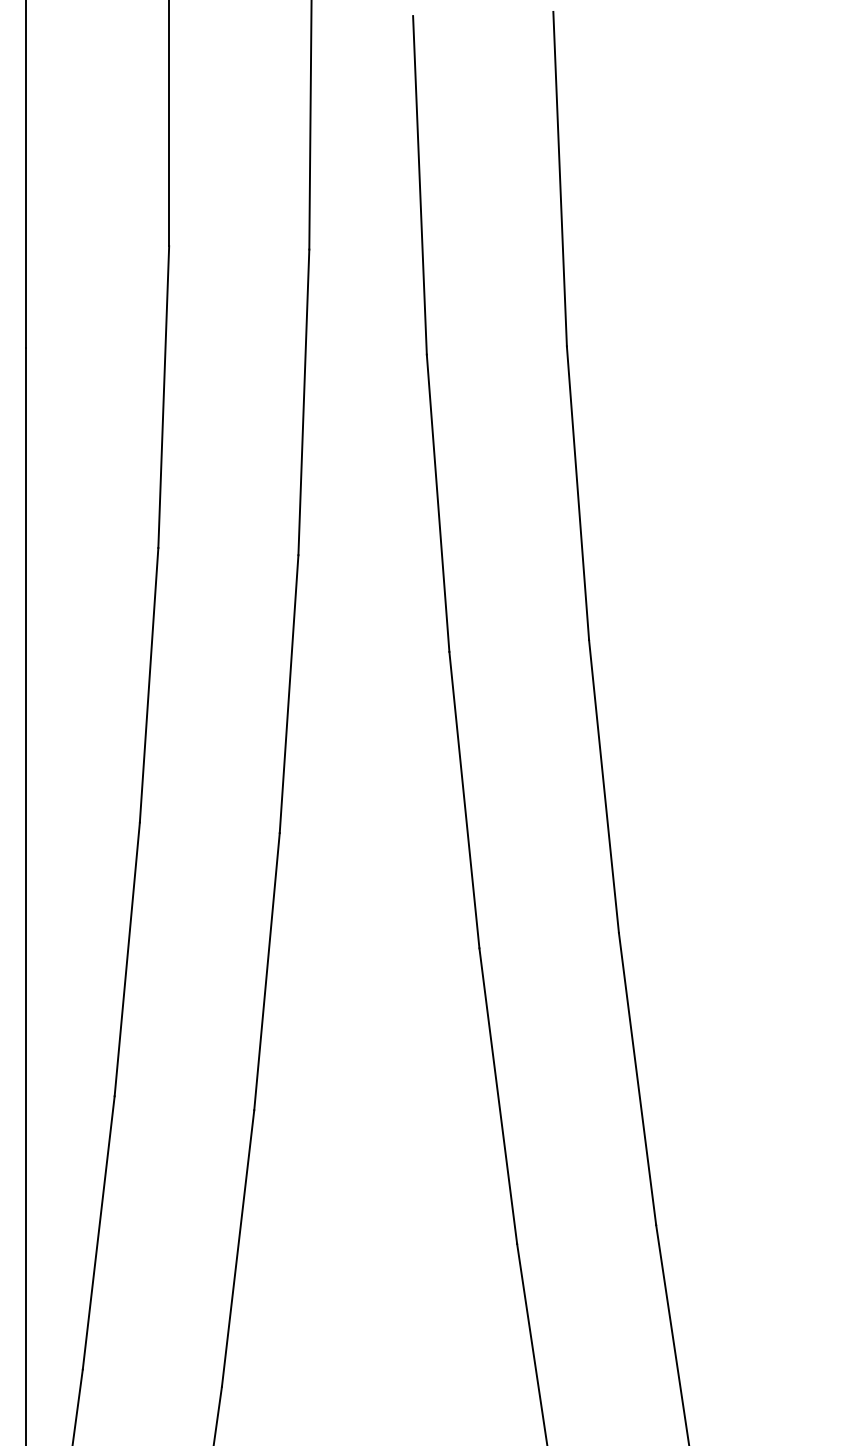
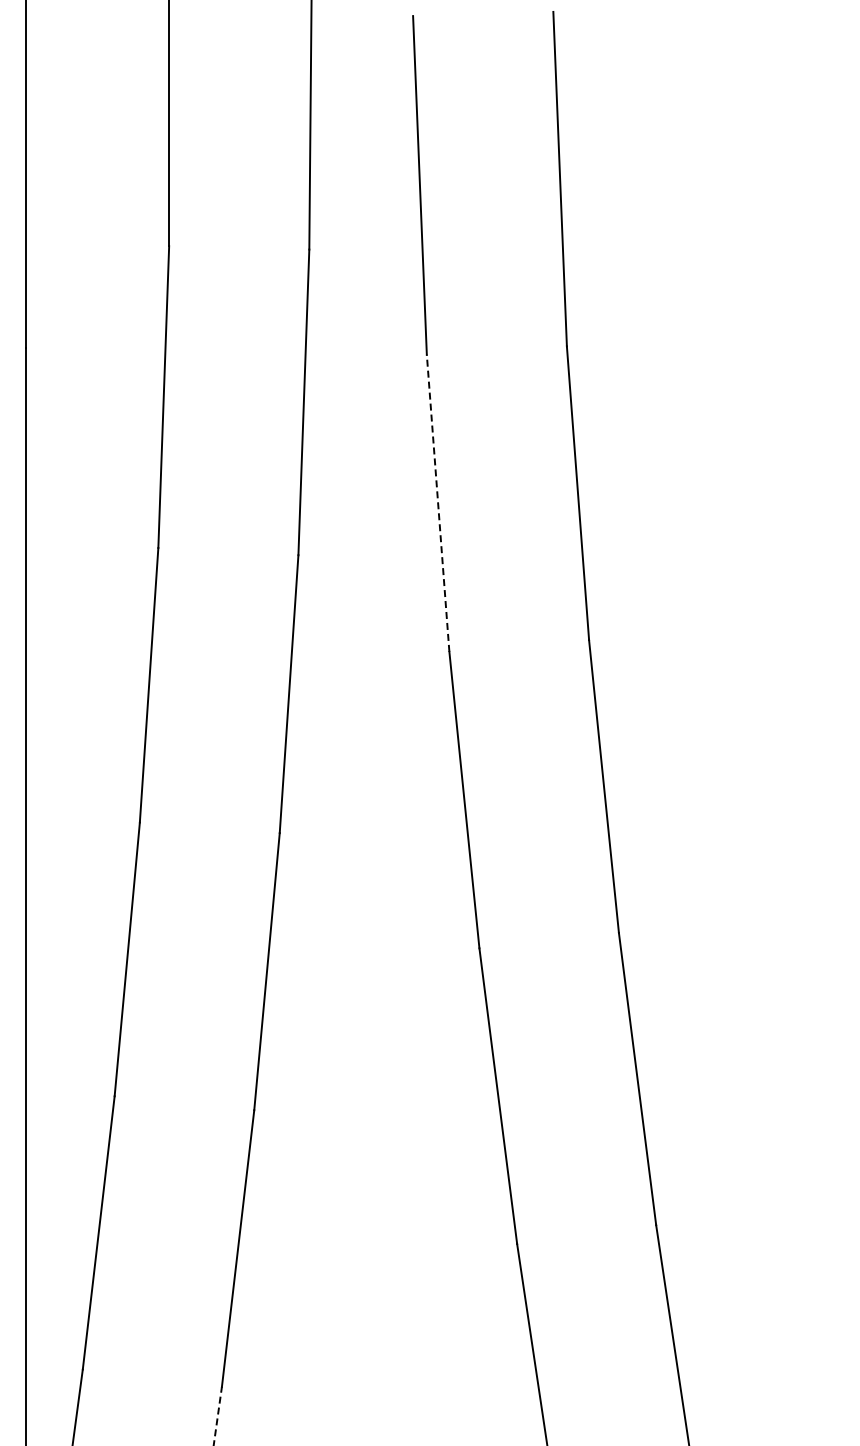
line: solid -> dashed (438, 502)
line: solid -> dashed (217, 1415)
